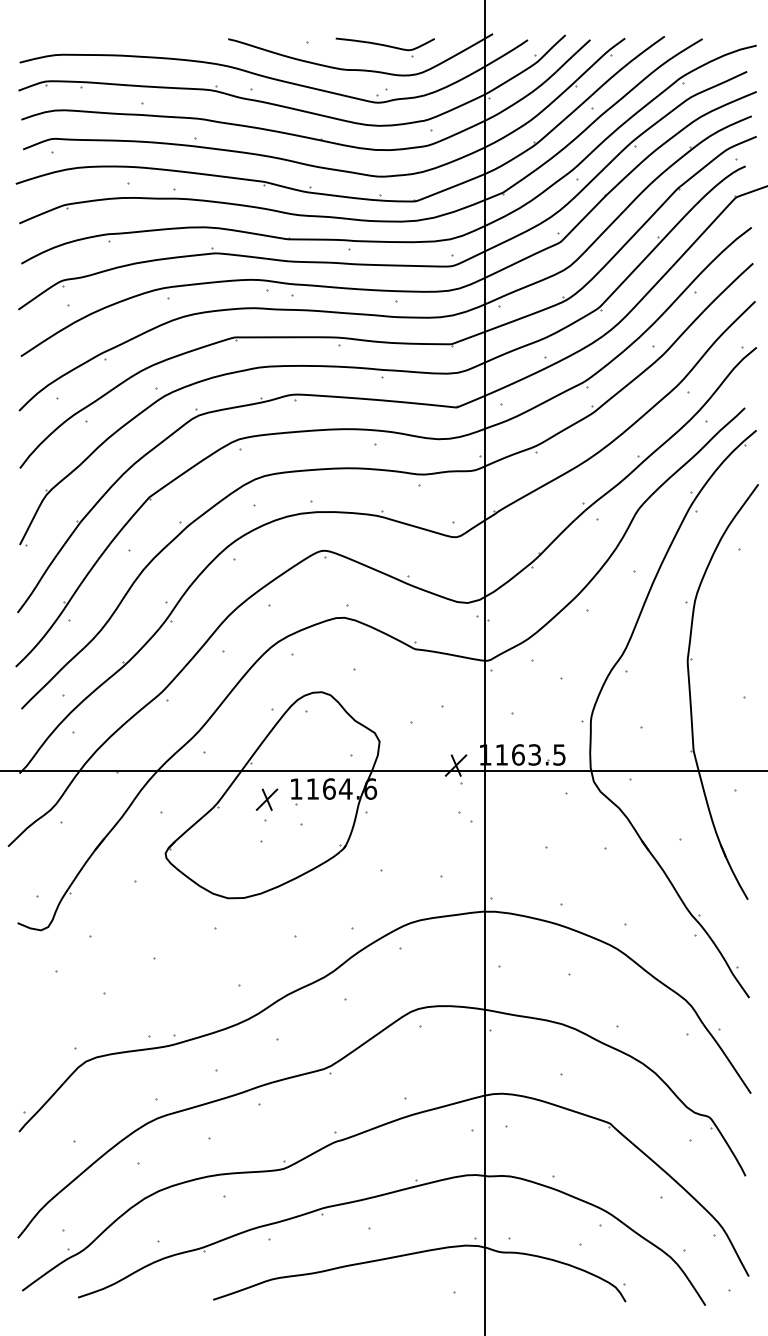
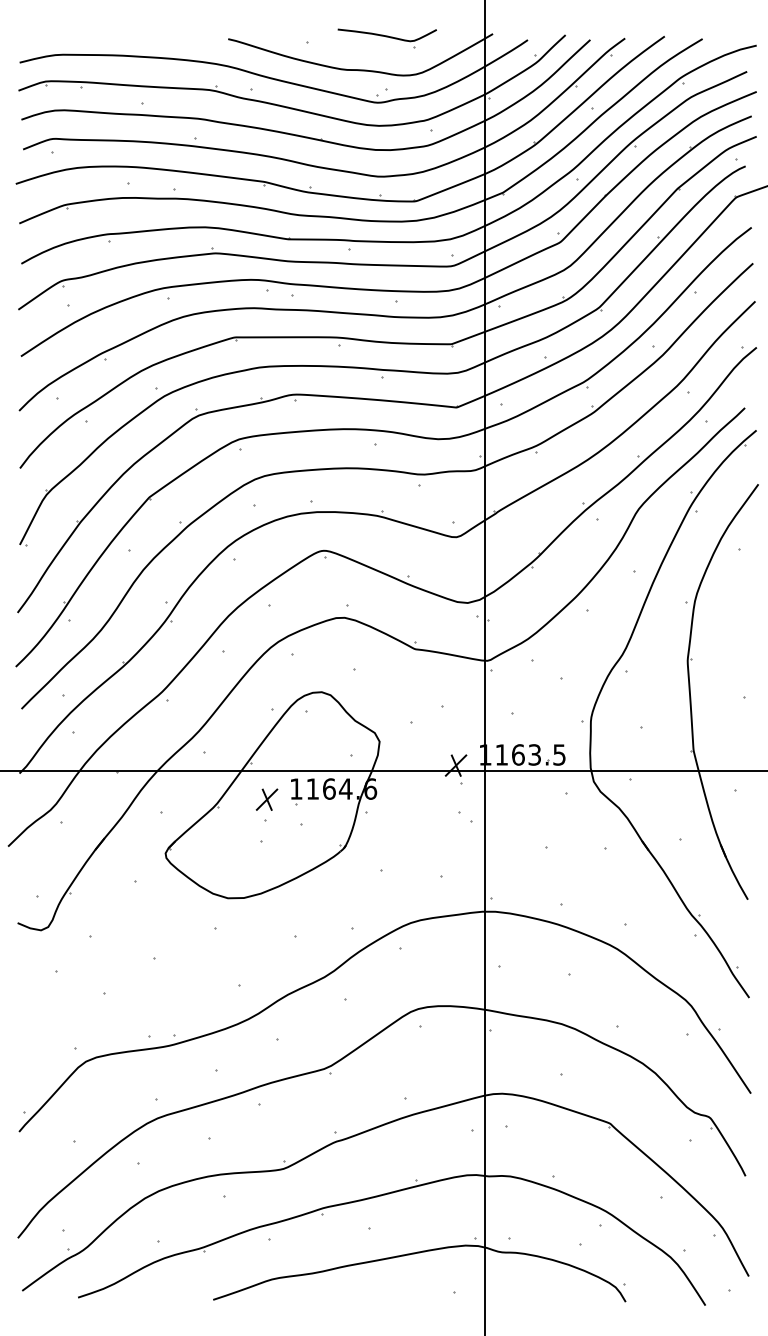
part position: (384, 47) -> (386, 38) (386, 38)
